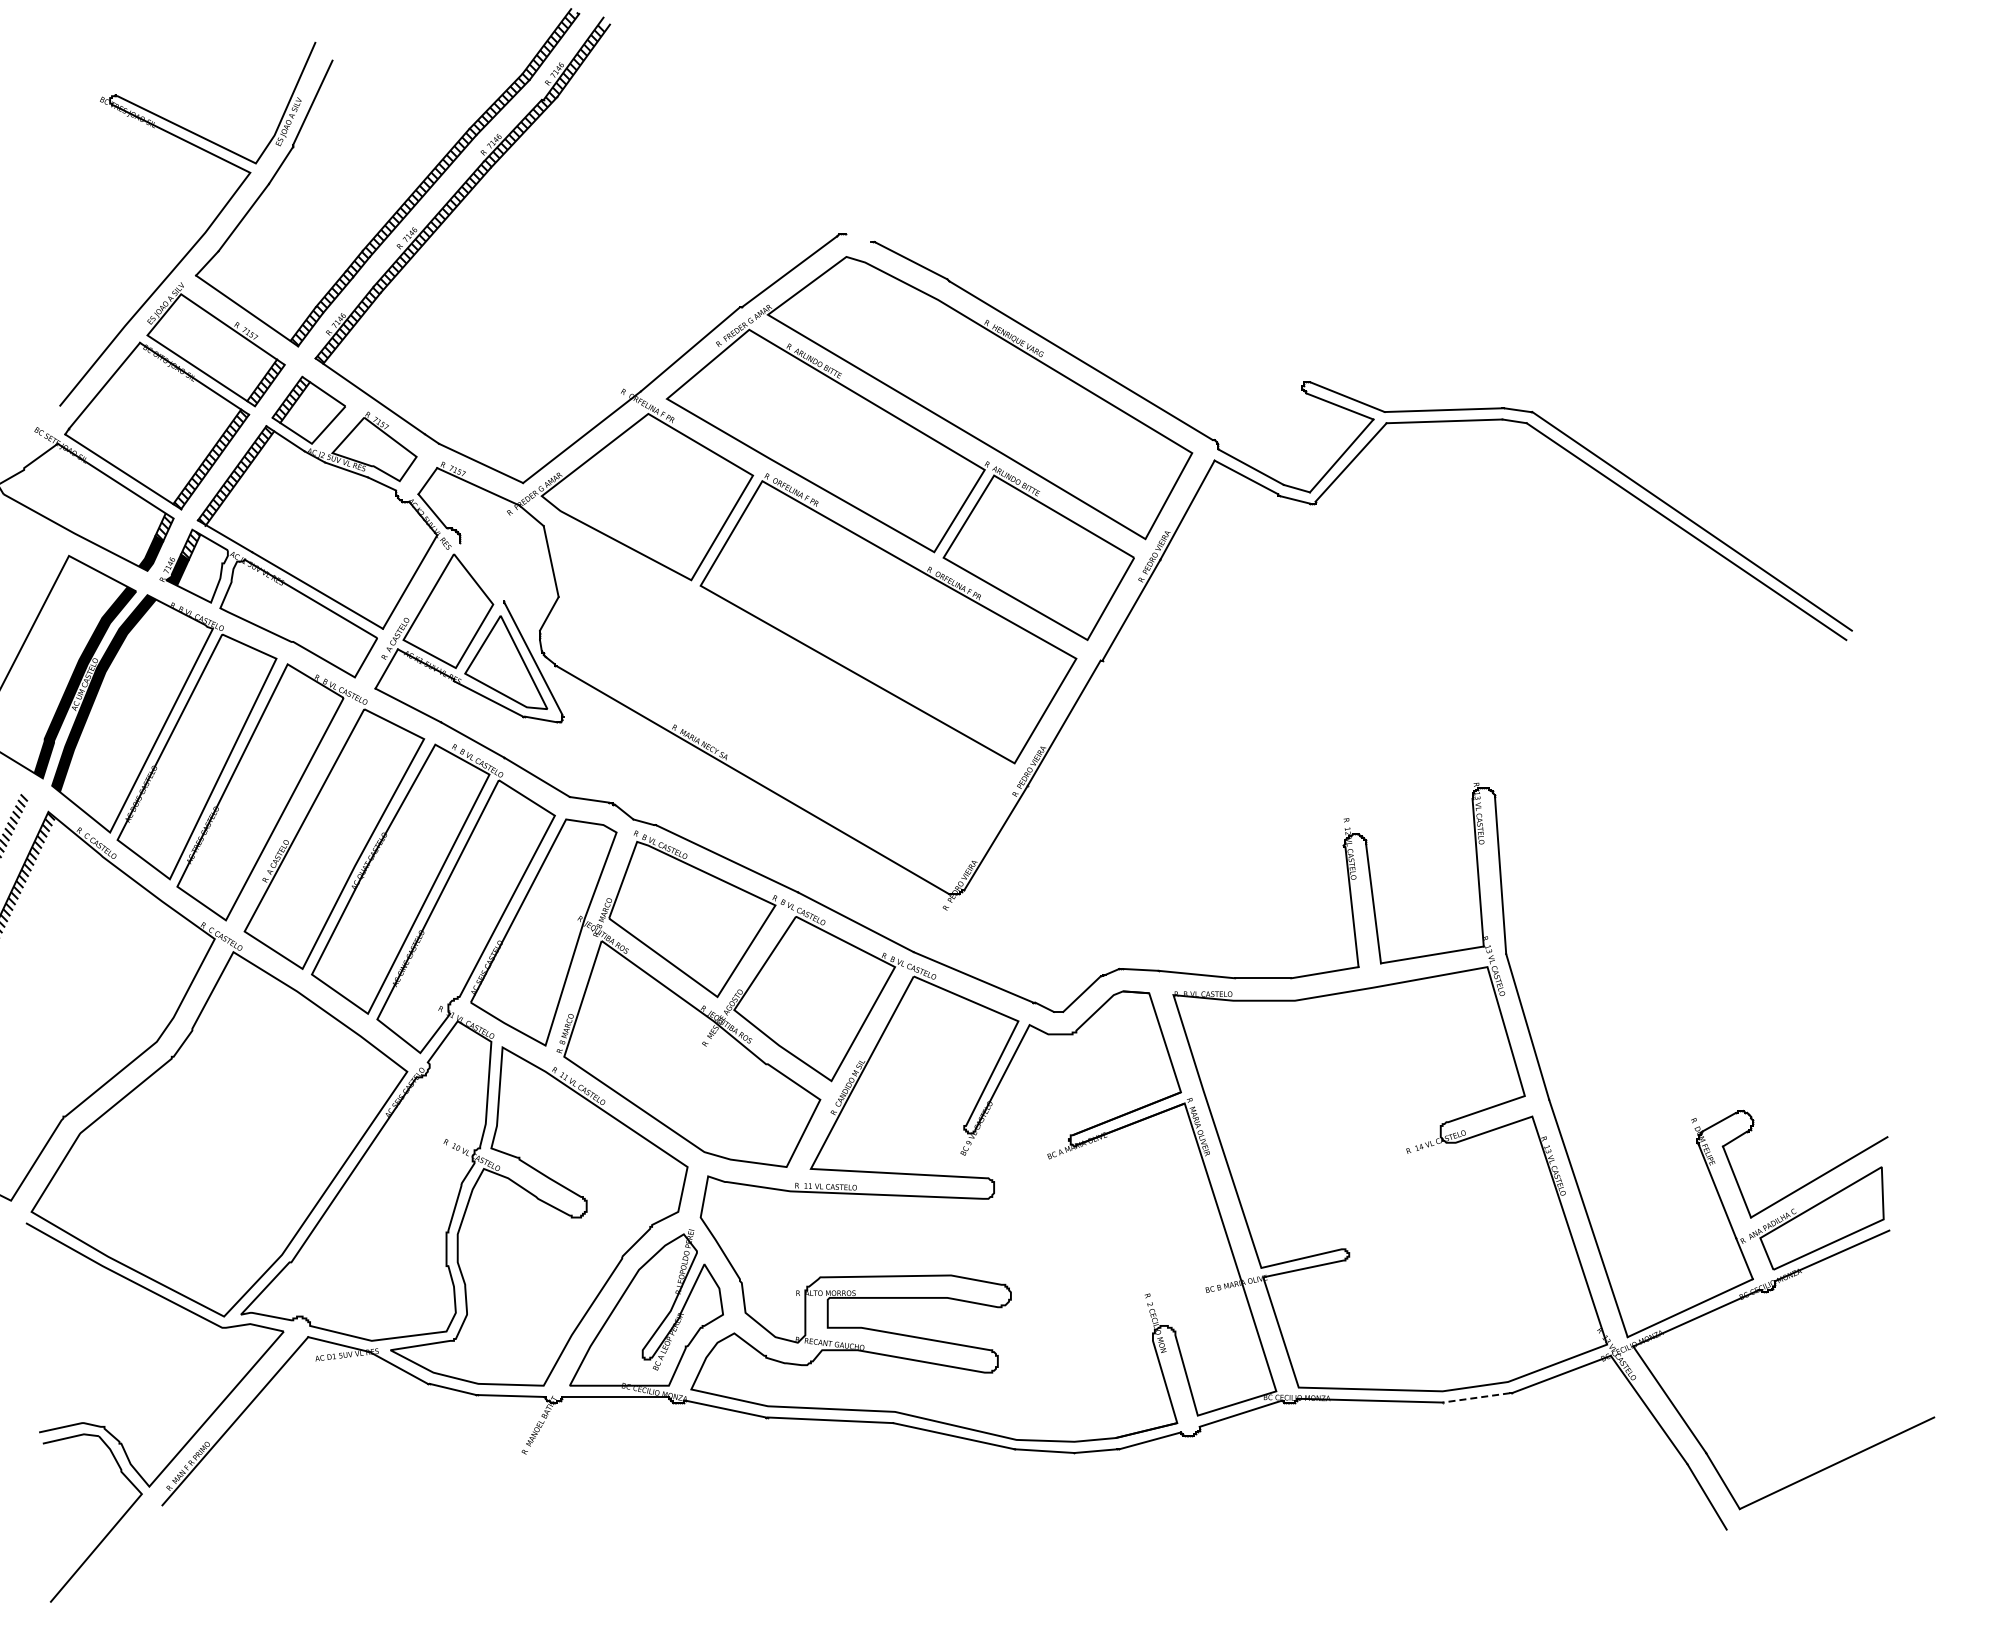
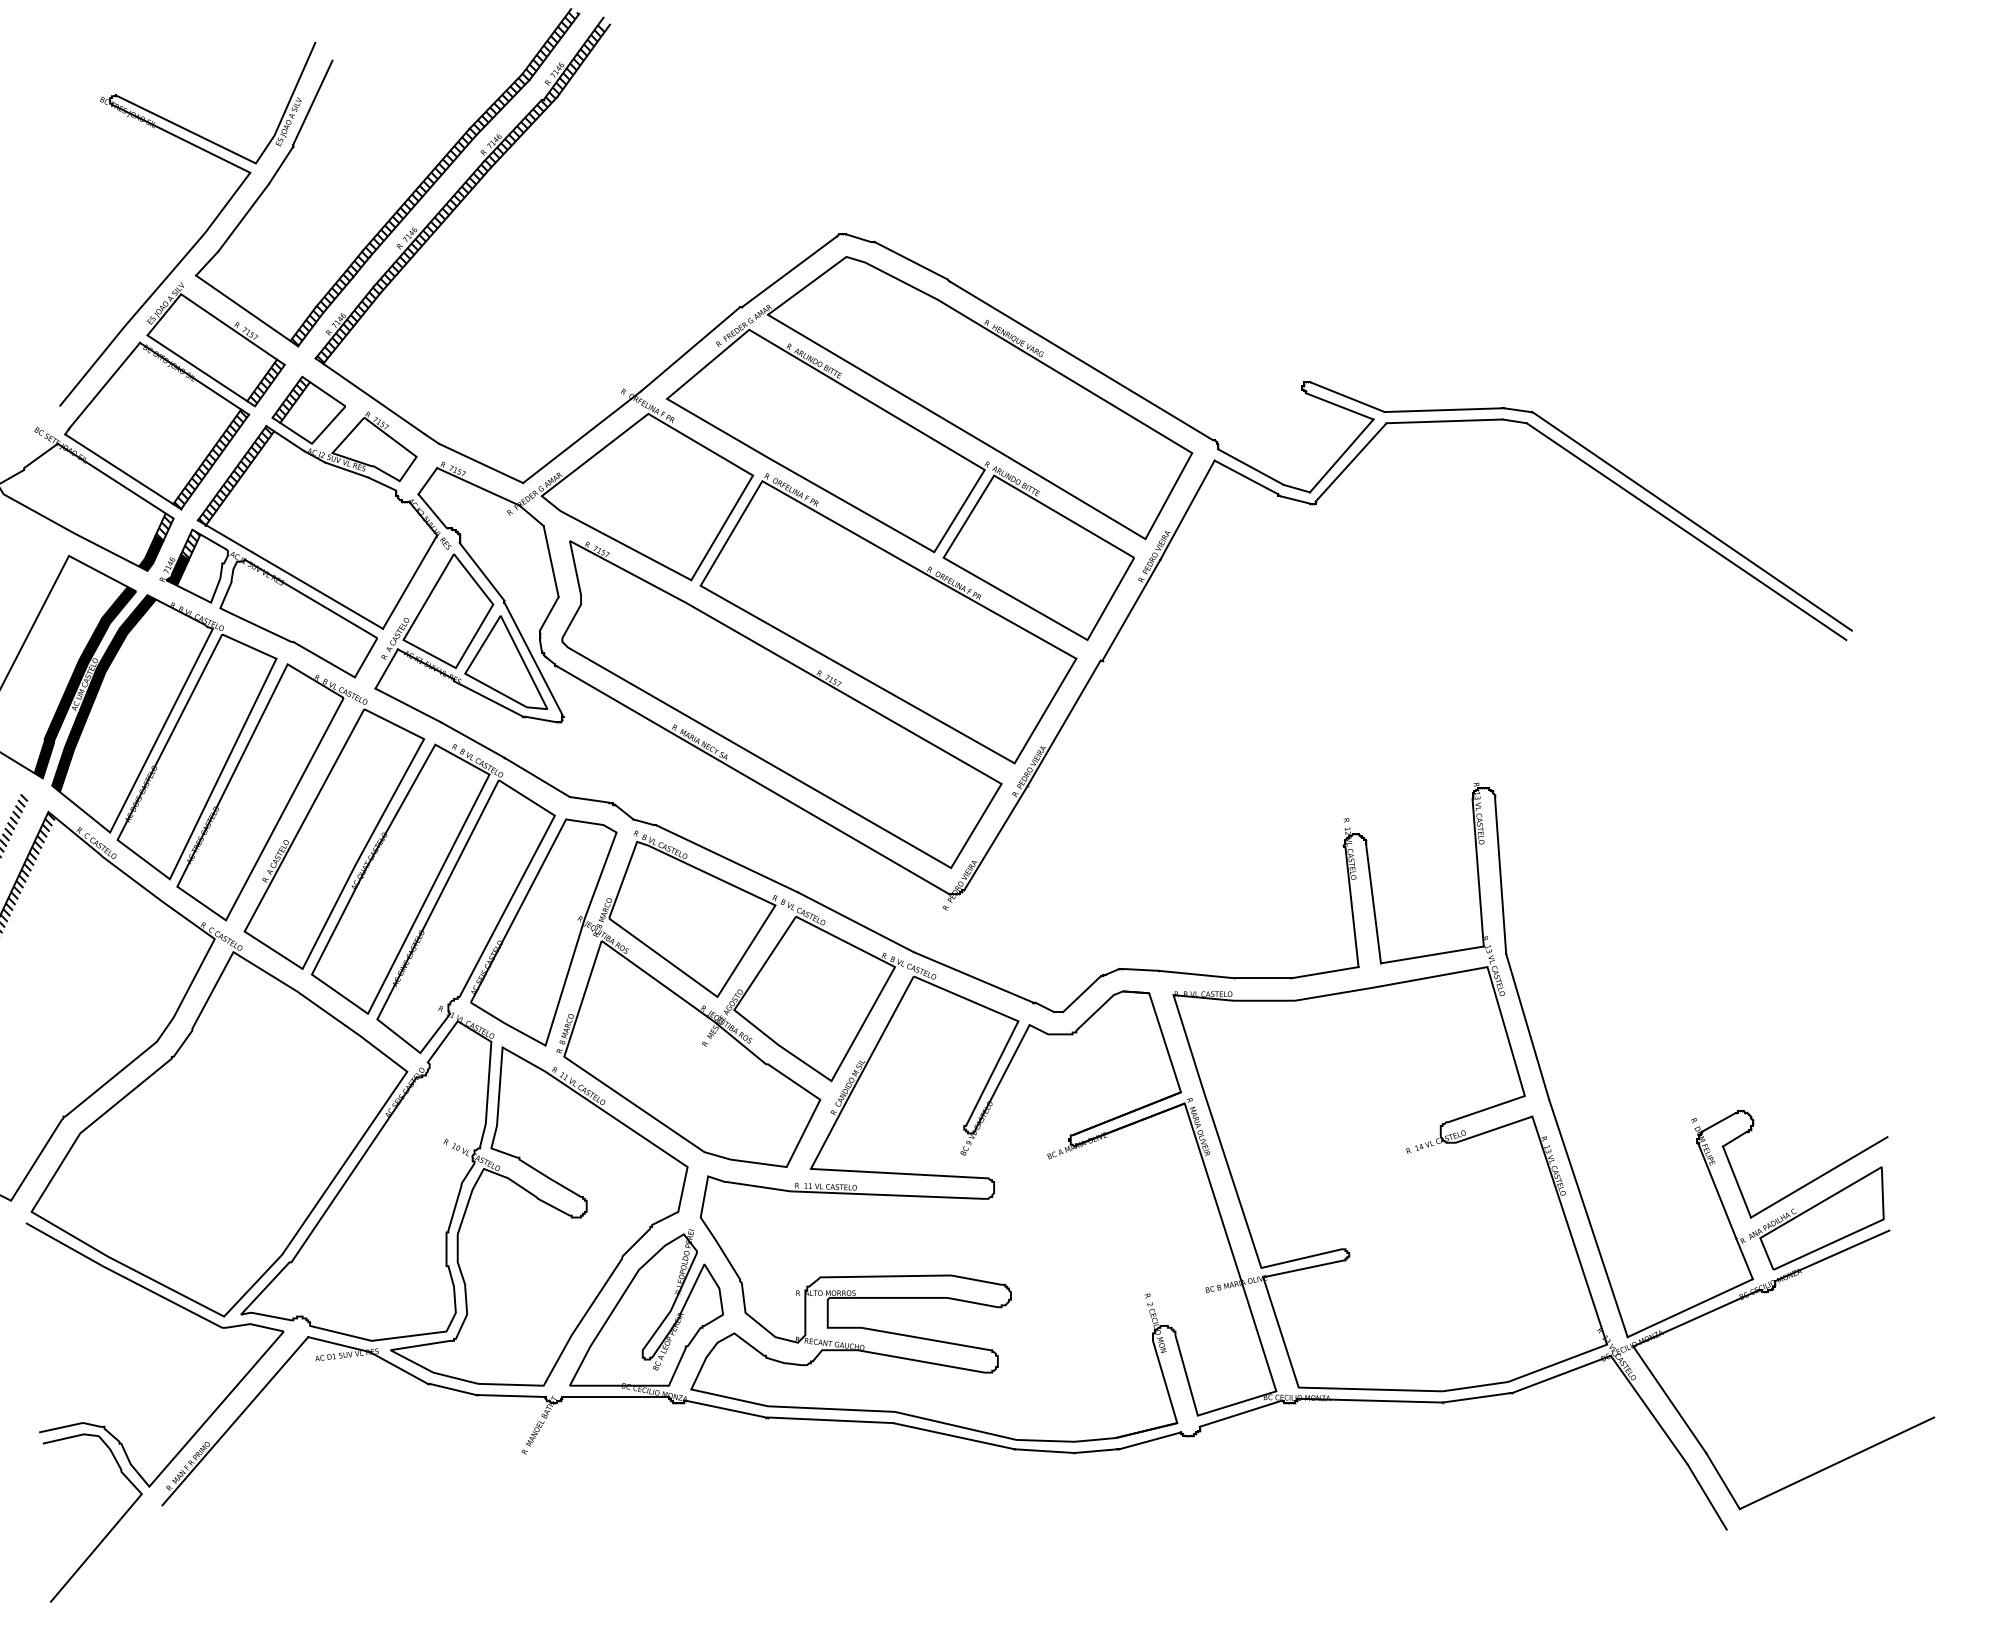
line: none -> present (858, 237)
line: none -> present (481, 571)
part: none -> present (781, 704)
line: dashed -> solid (1476, 1397)
